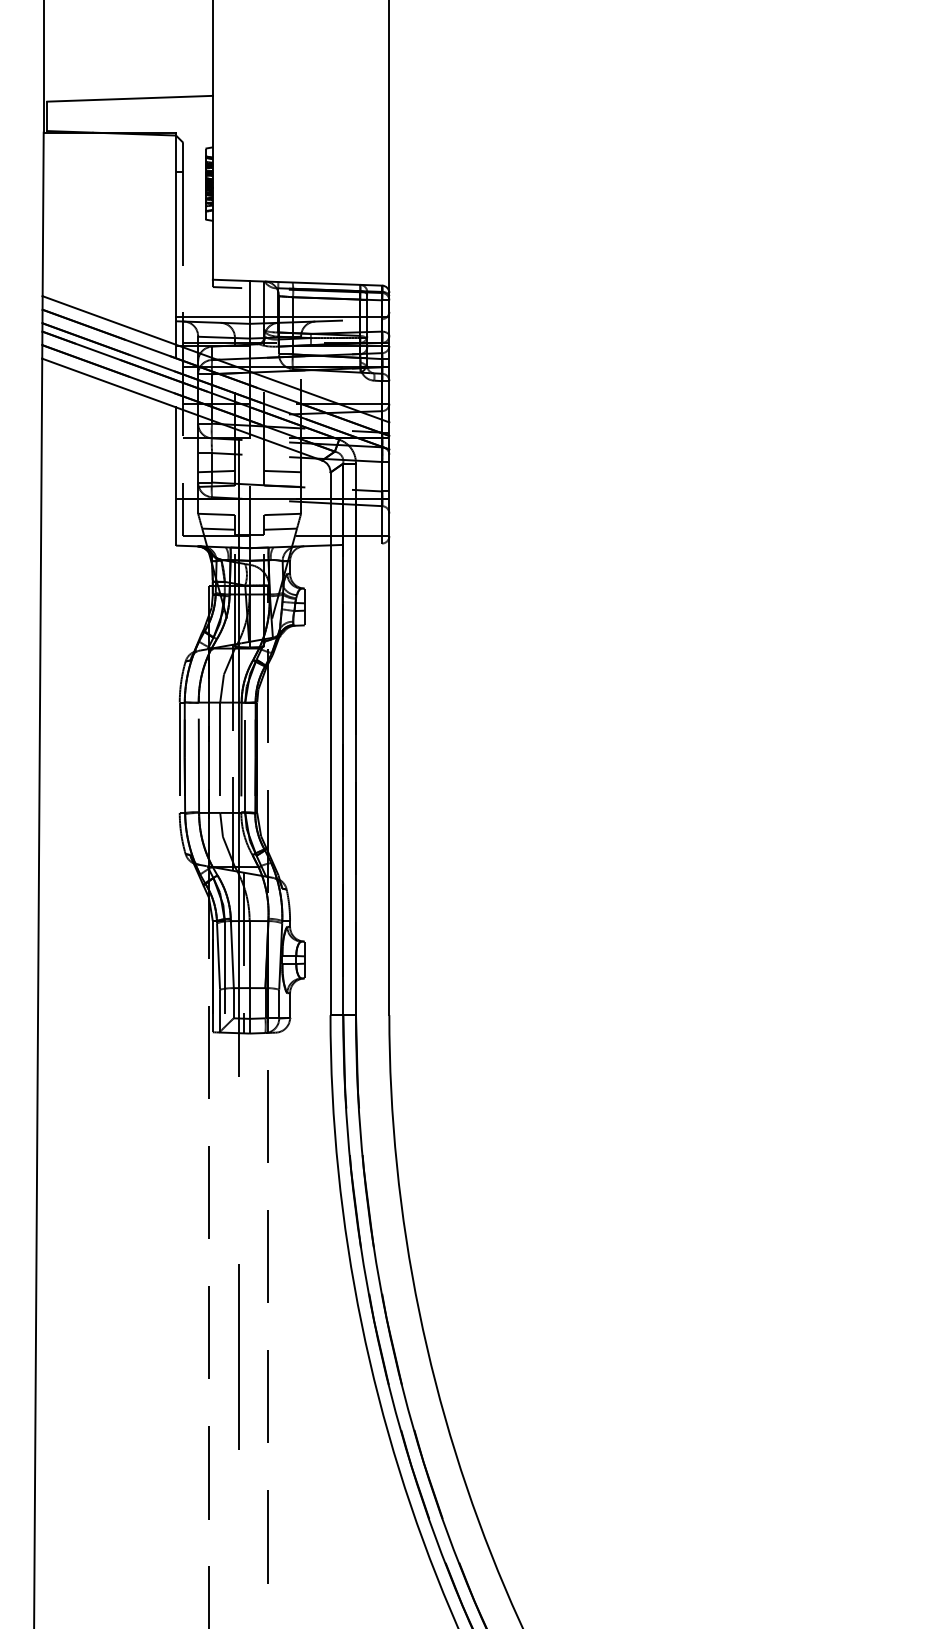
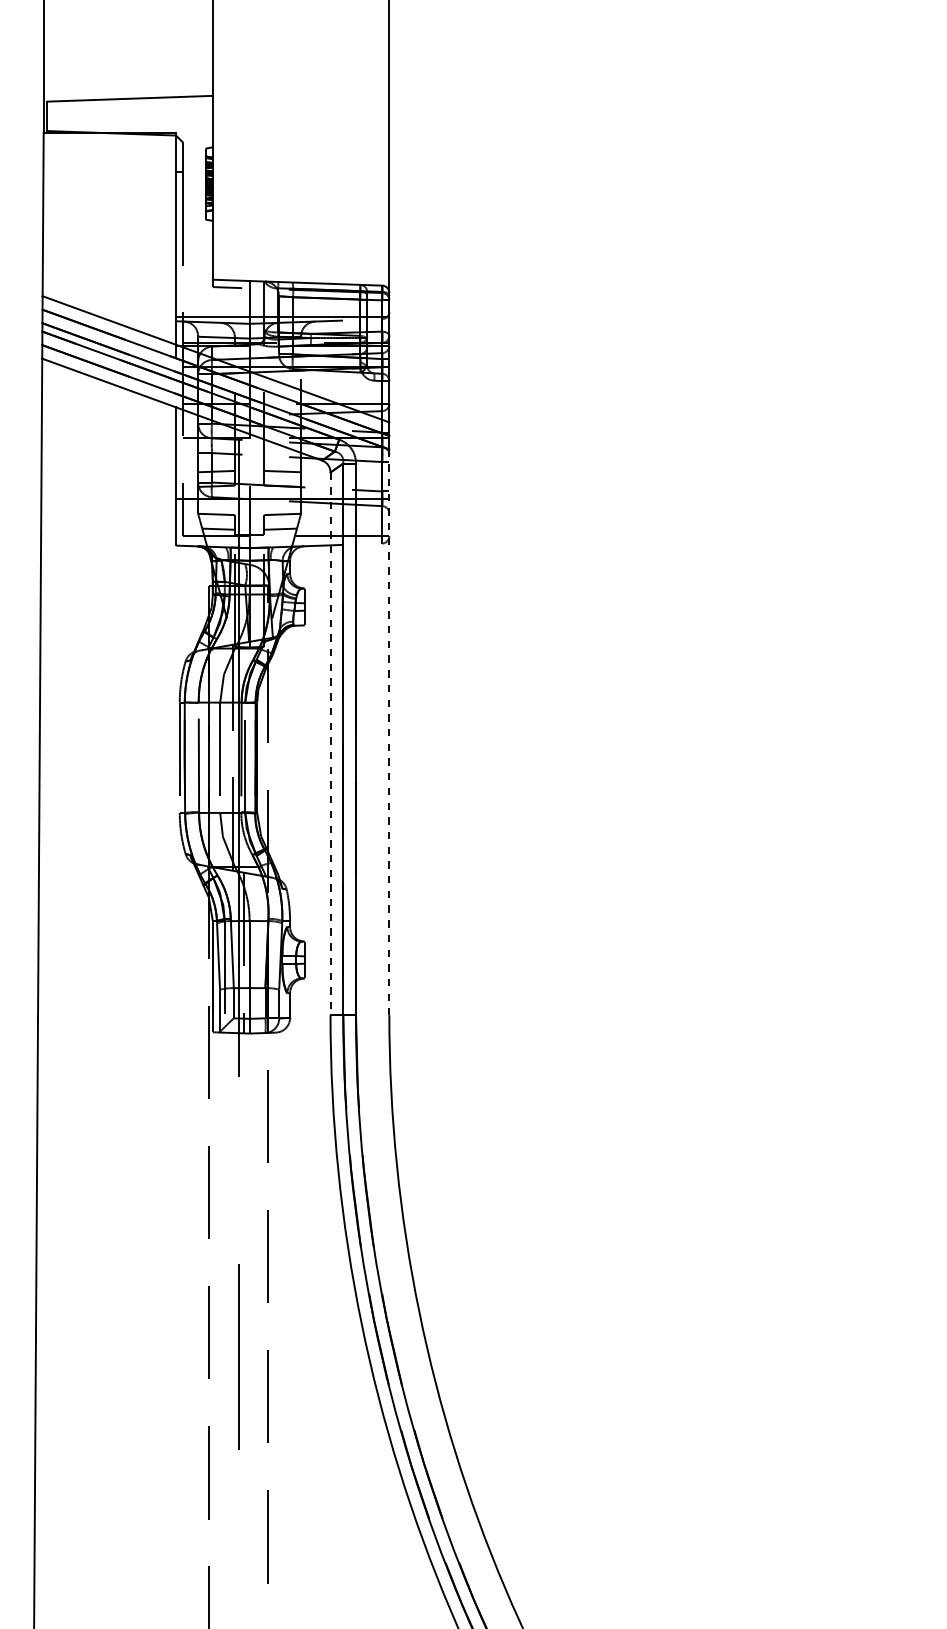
line: solid -> dashed (389, 732)
line: solid -> dashed (330, 744)
